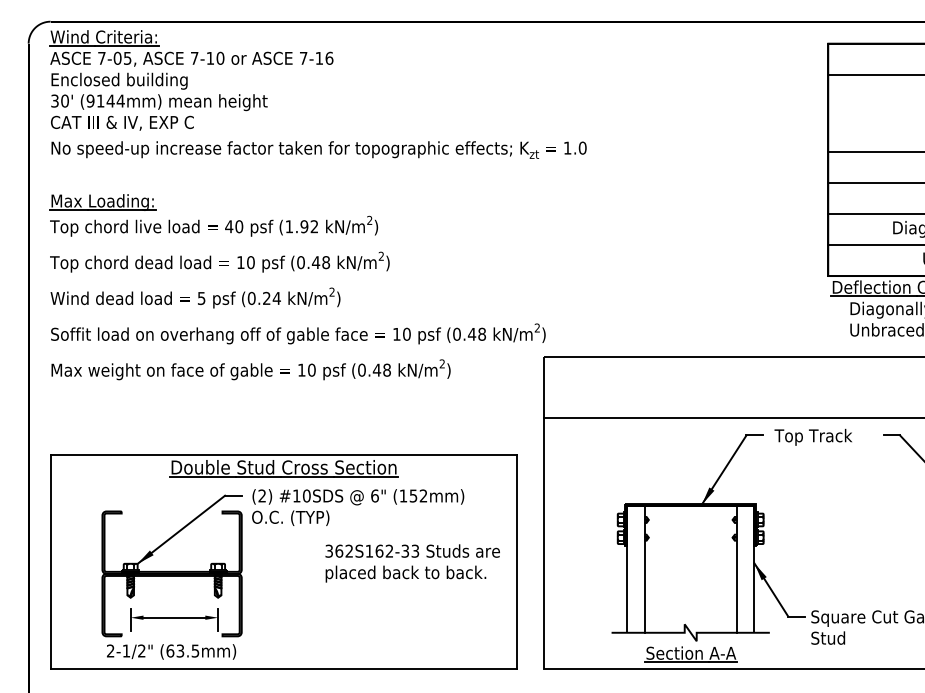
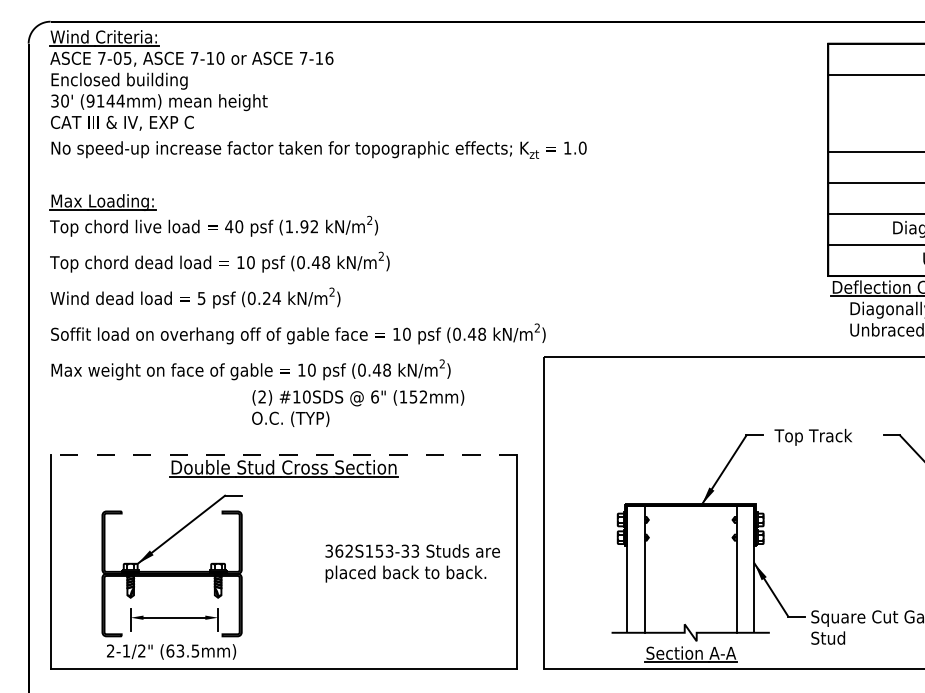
line: present -> none (732, 418)
line: solid -> dashed (283, 455)
text position: (358, 507) -> (358, 408) (358, 408)
text: 362S162-33 -> 362S153-33 (384, 550)
